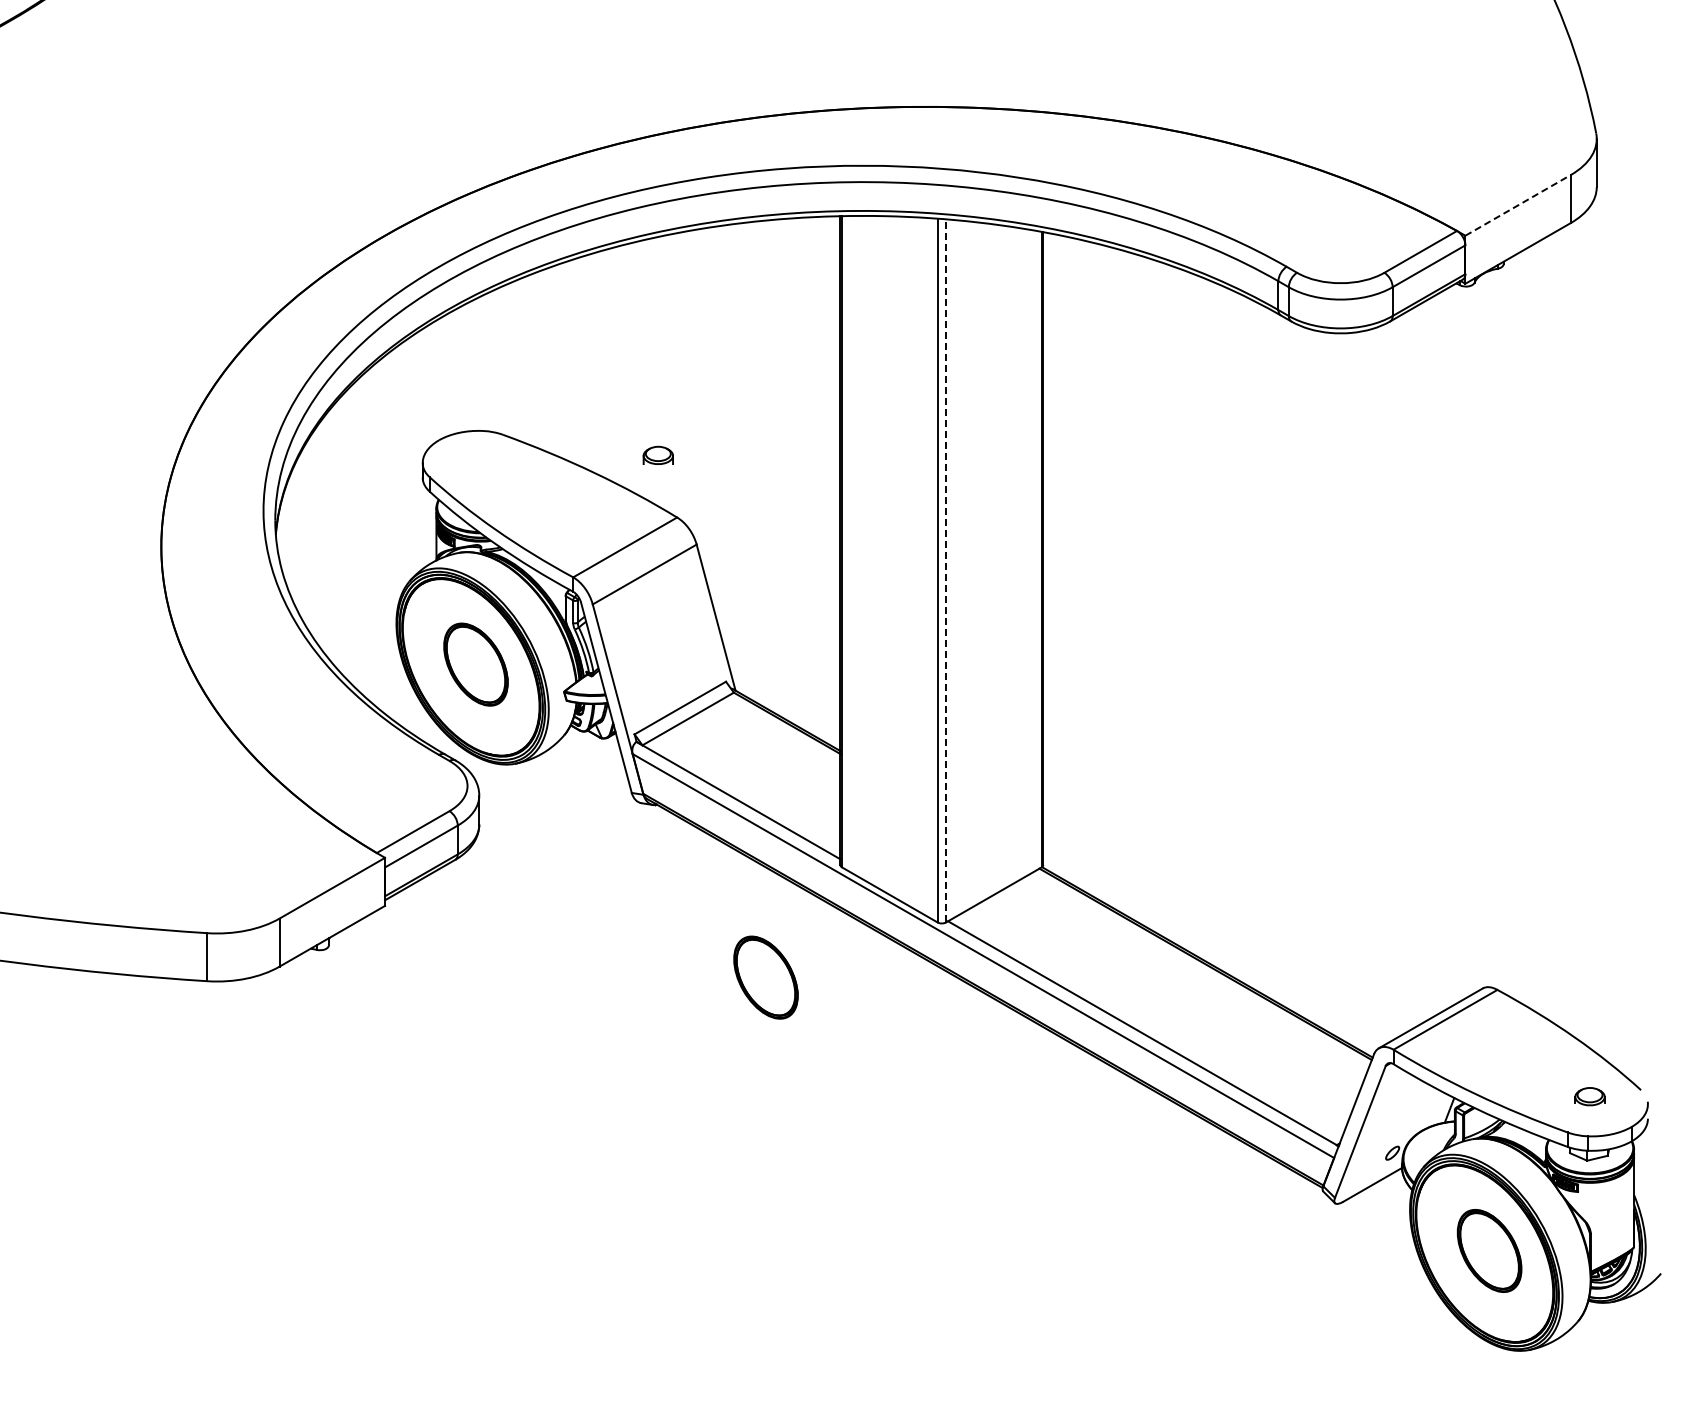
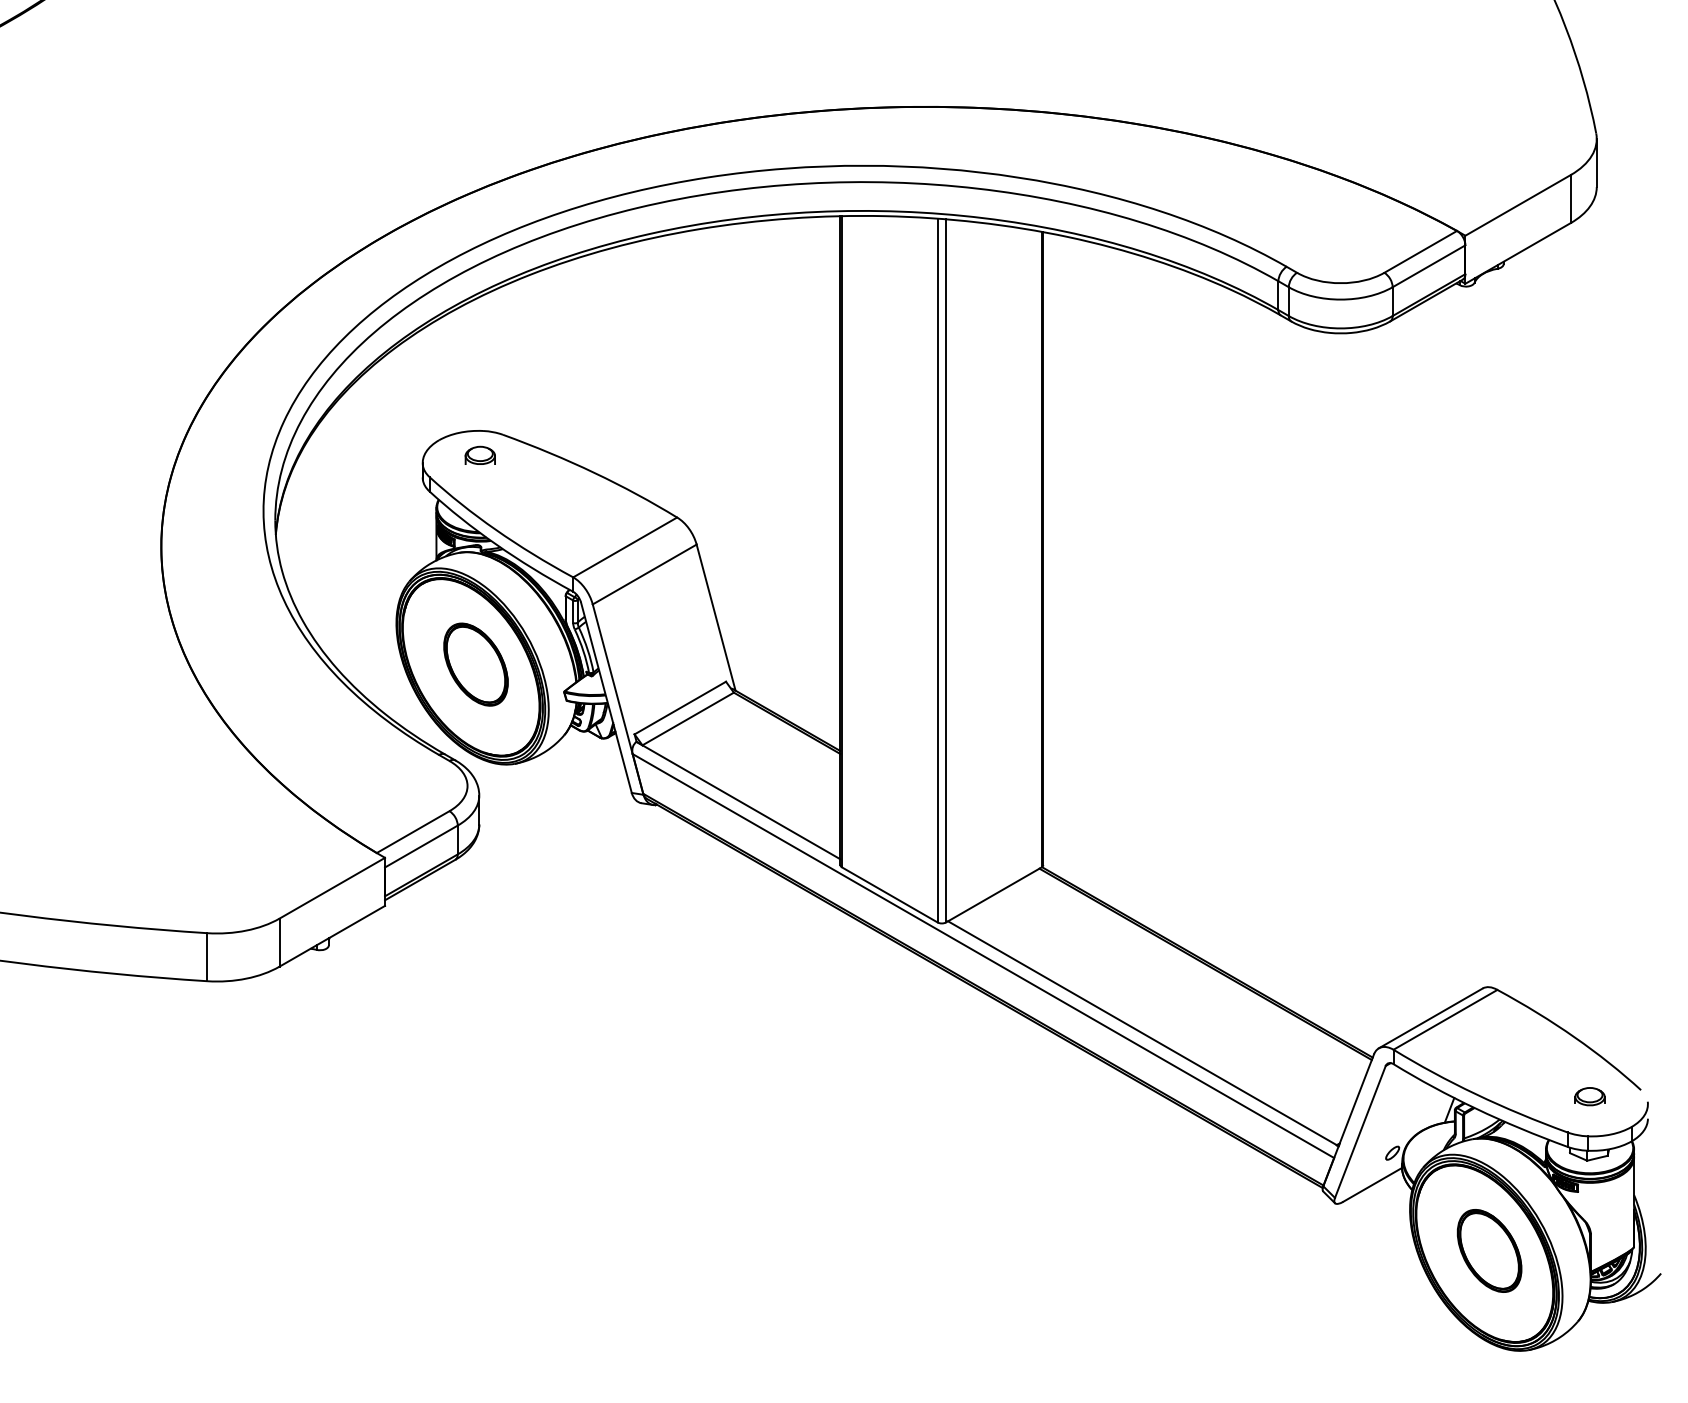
line: dashed -> solid (1518, 205)
part position: (657, 454) -> (479, 454) (479, 454)
line: dashed -> solid (946, 570)
part: present -> none (765, 977)
